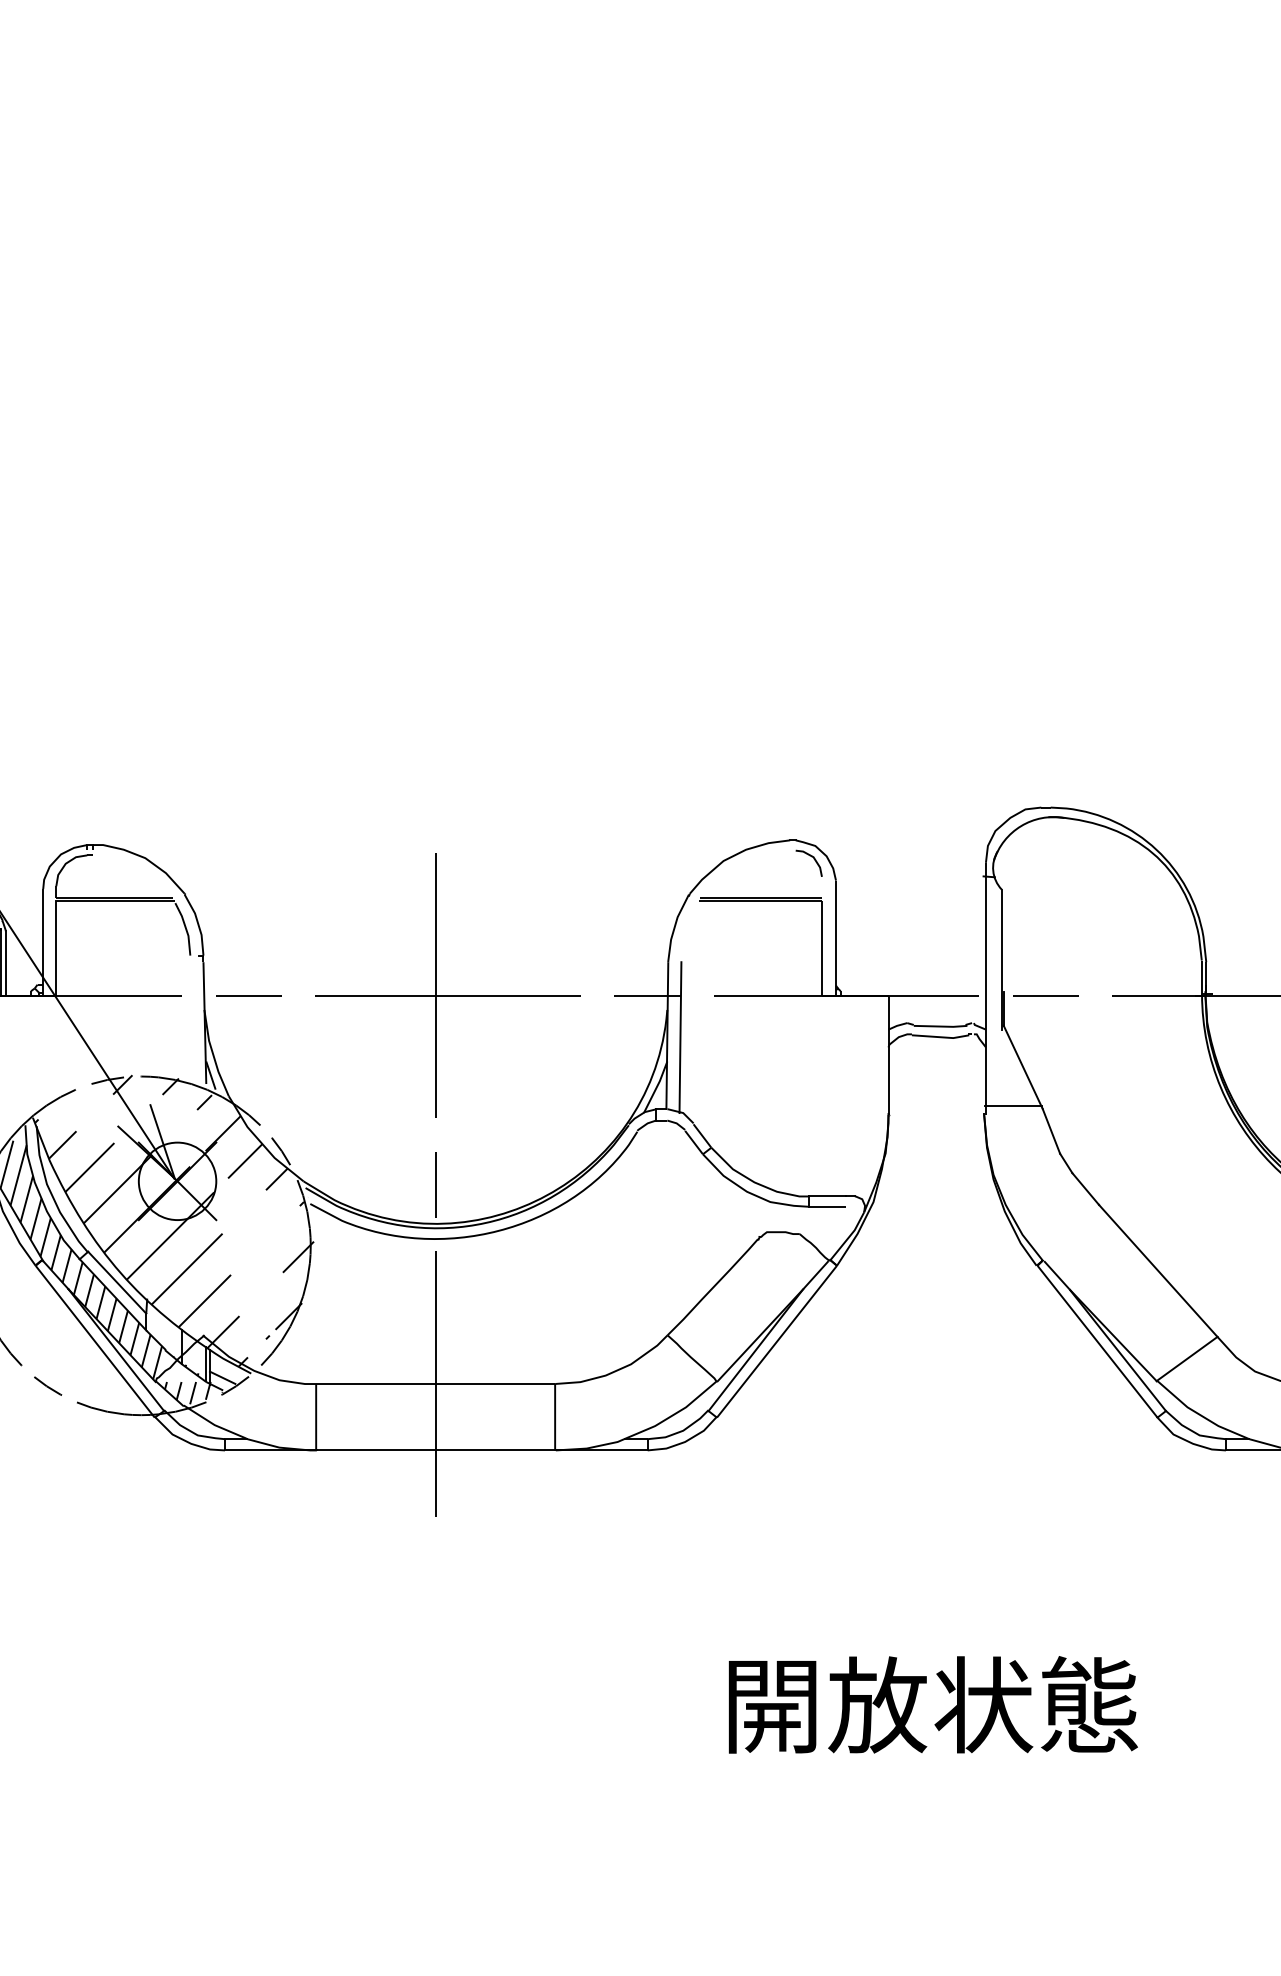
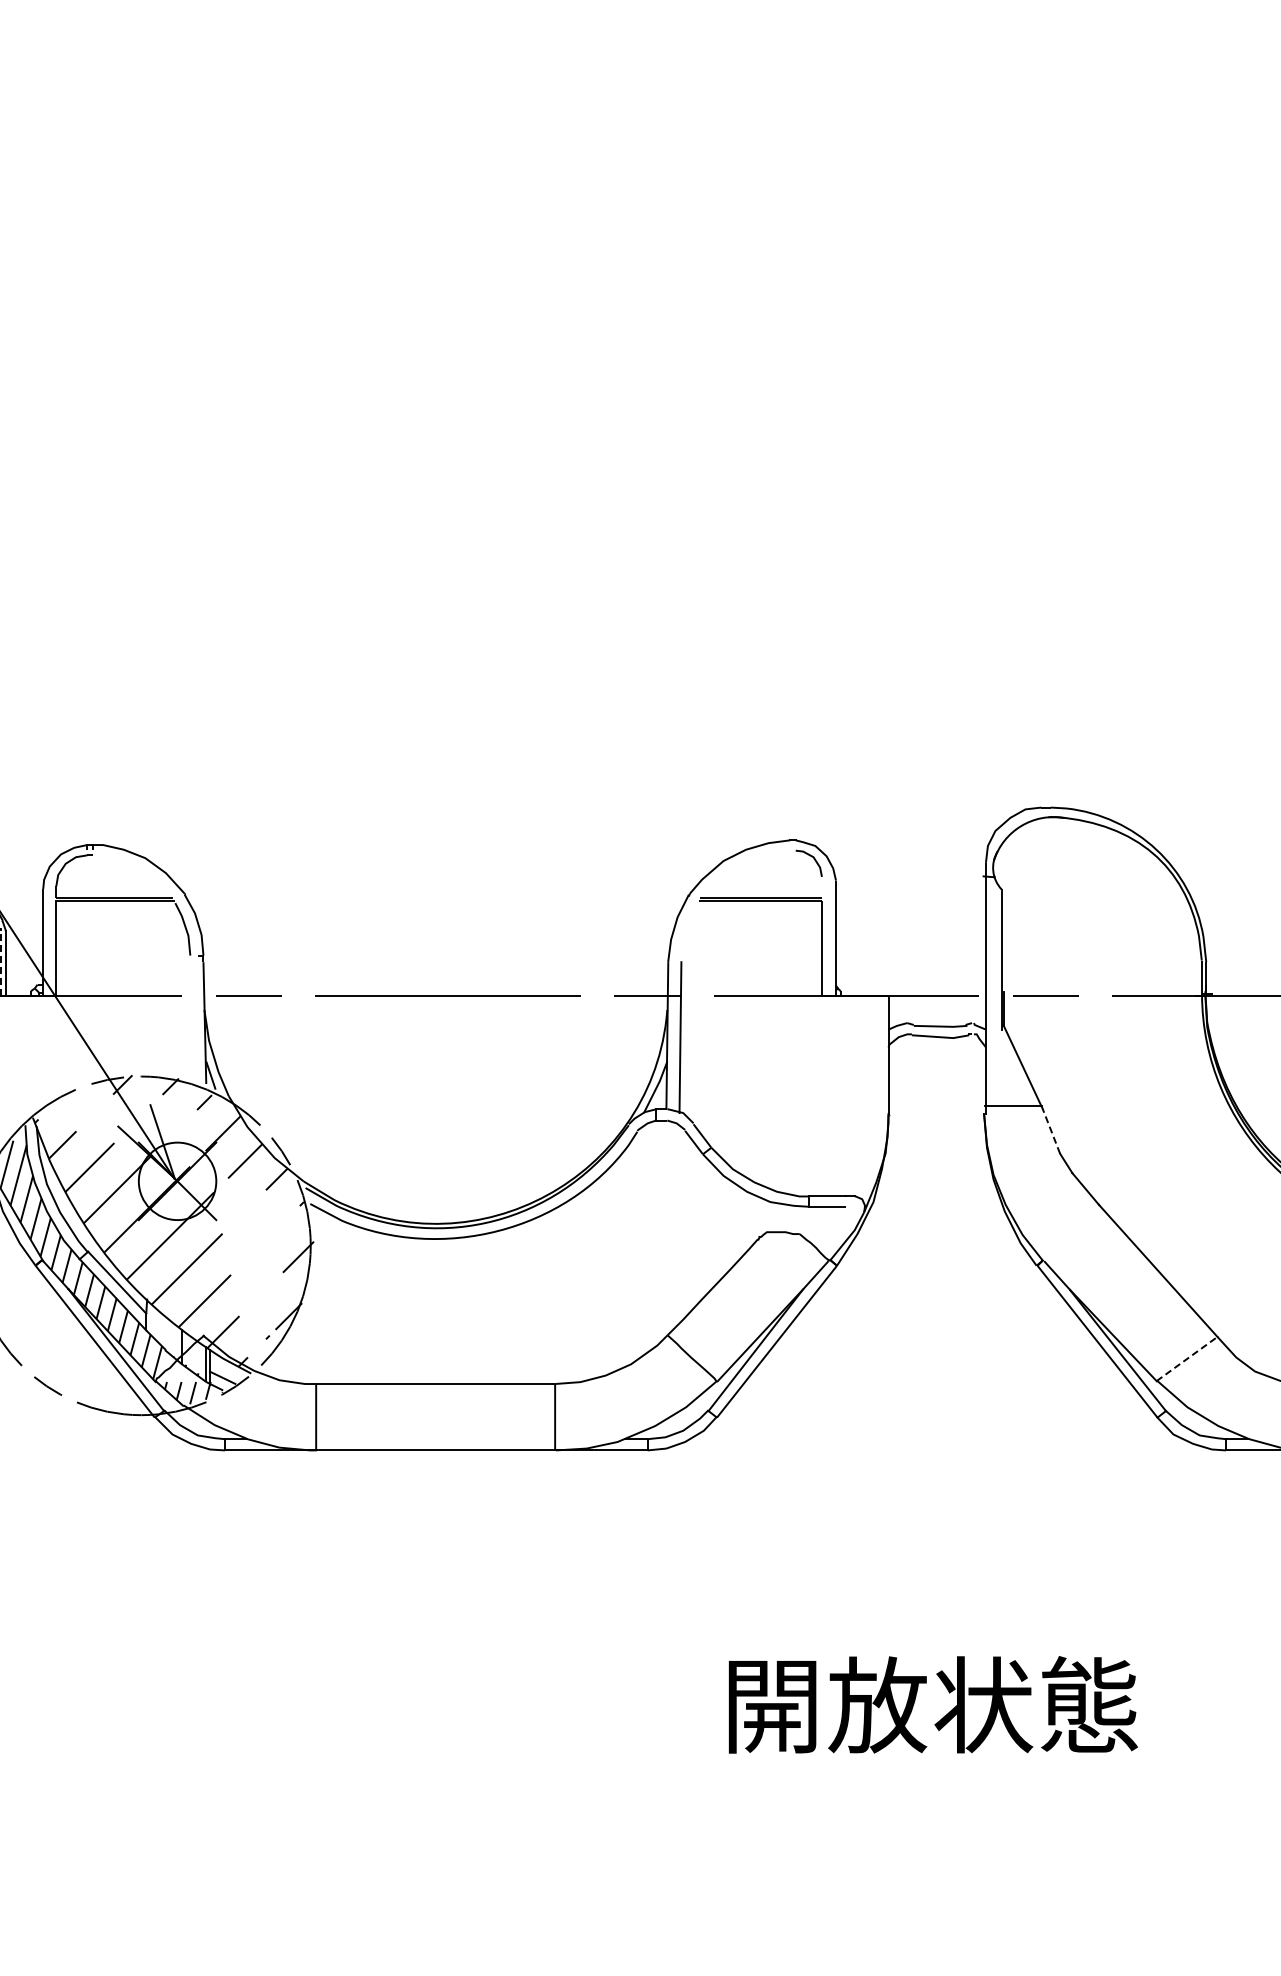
line: solid -> dashed (1, 963)
line: solid -> dashed (1051, 1130)
line: present -> none (436, 1175)
line: solid -> dashed (1187, 1359)
